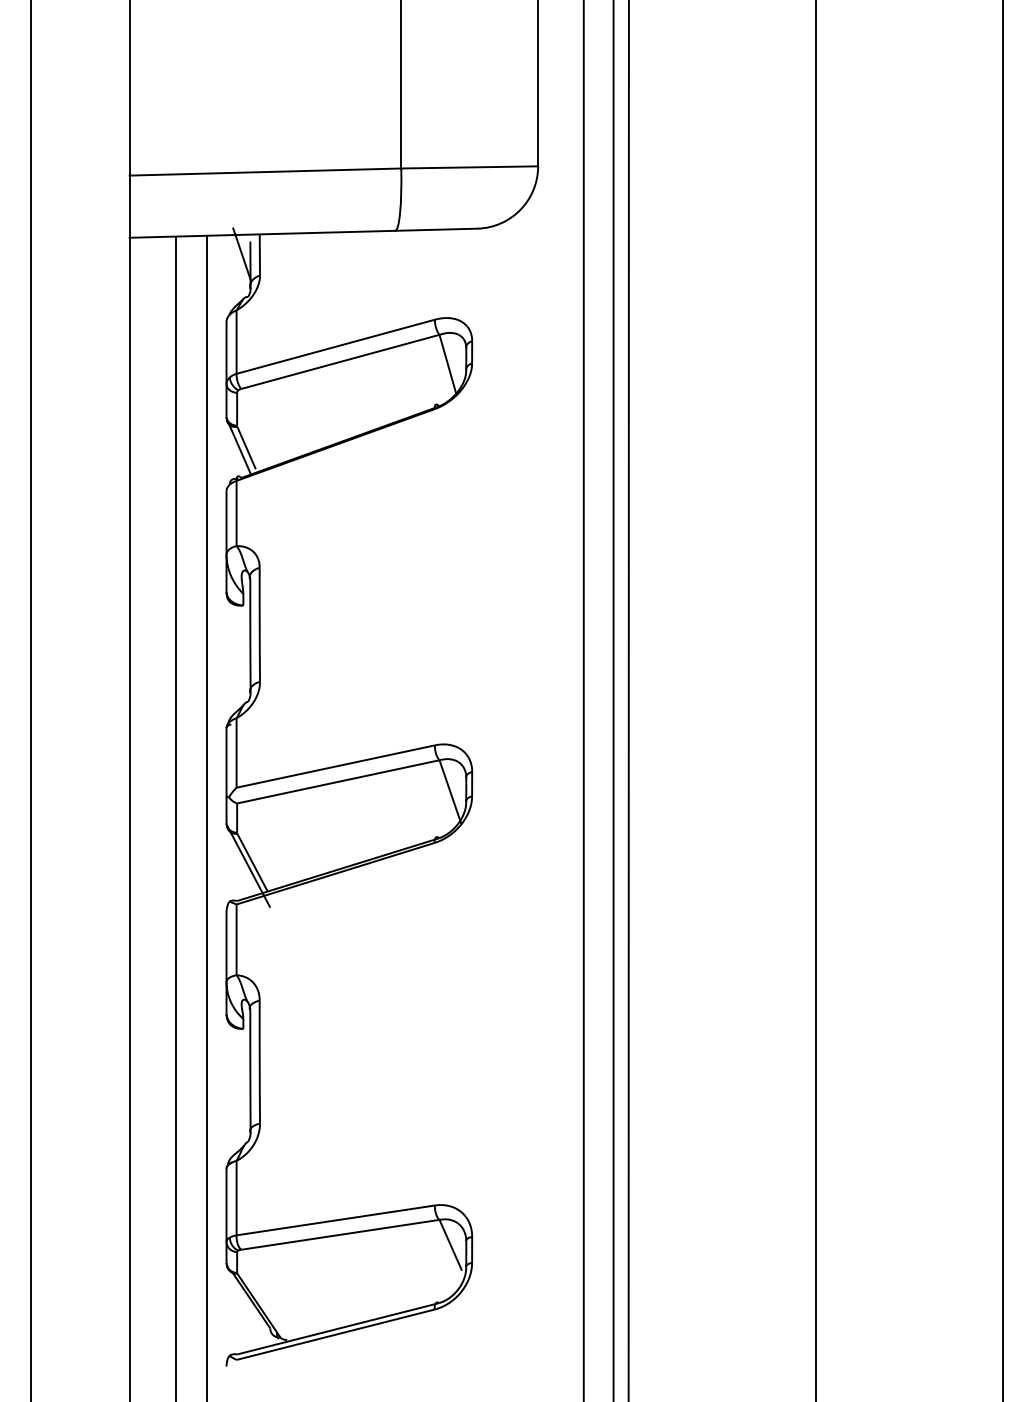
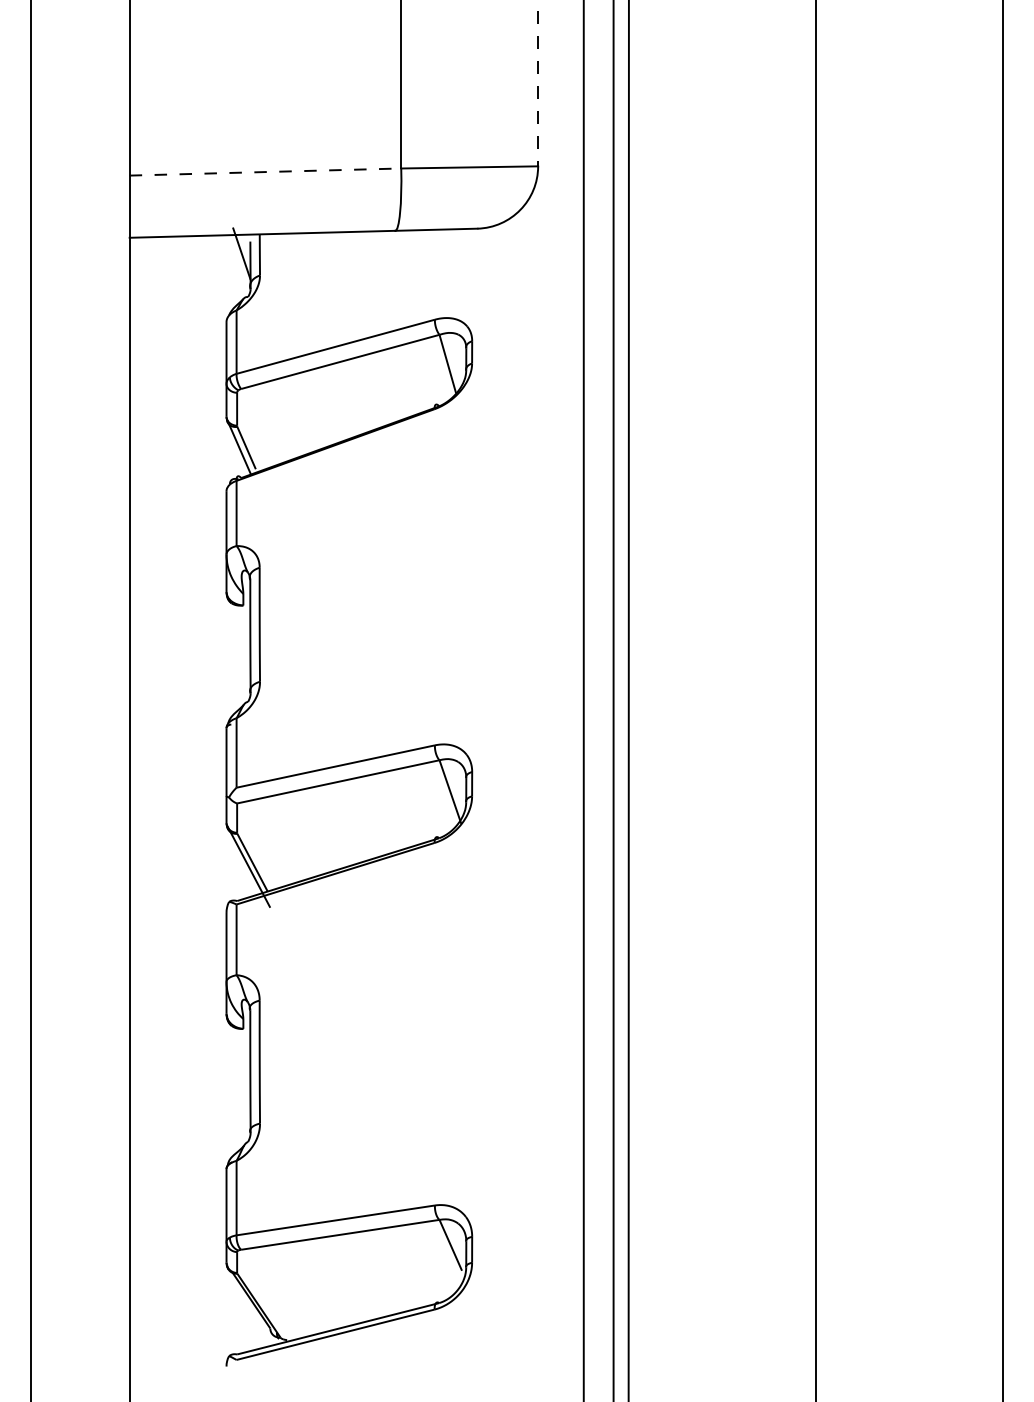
line: solid -> dashed (538, 83)
line: solid -> dashed (265, 172)
line: present -> none (206, 816)
line: present -> none (175, 817)
